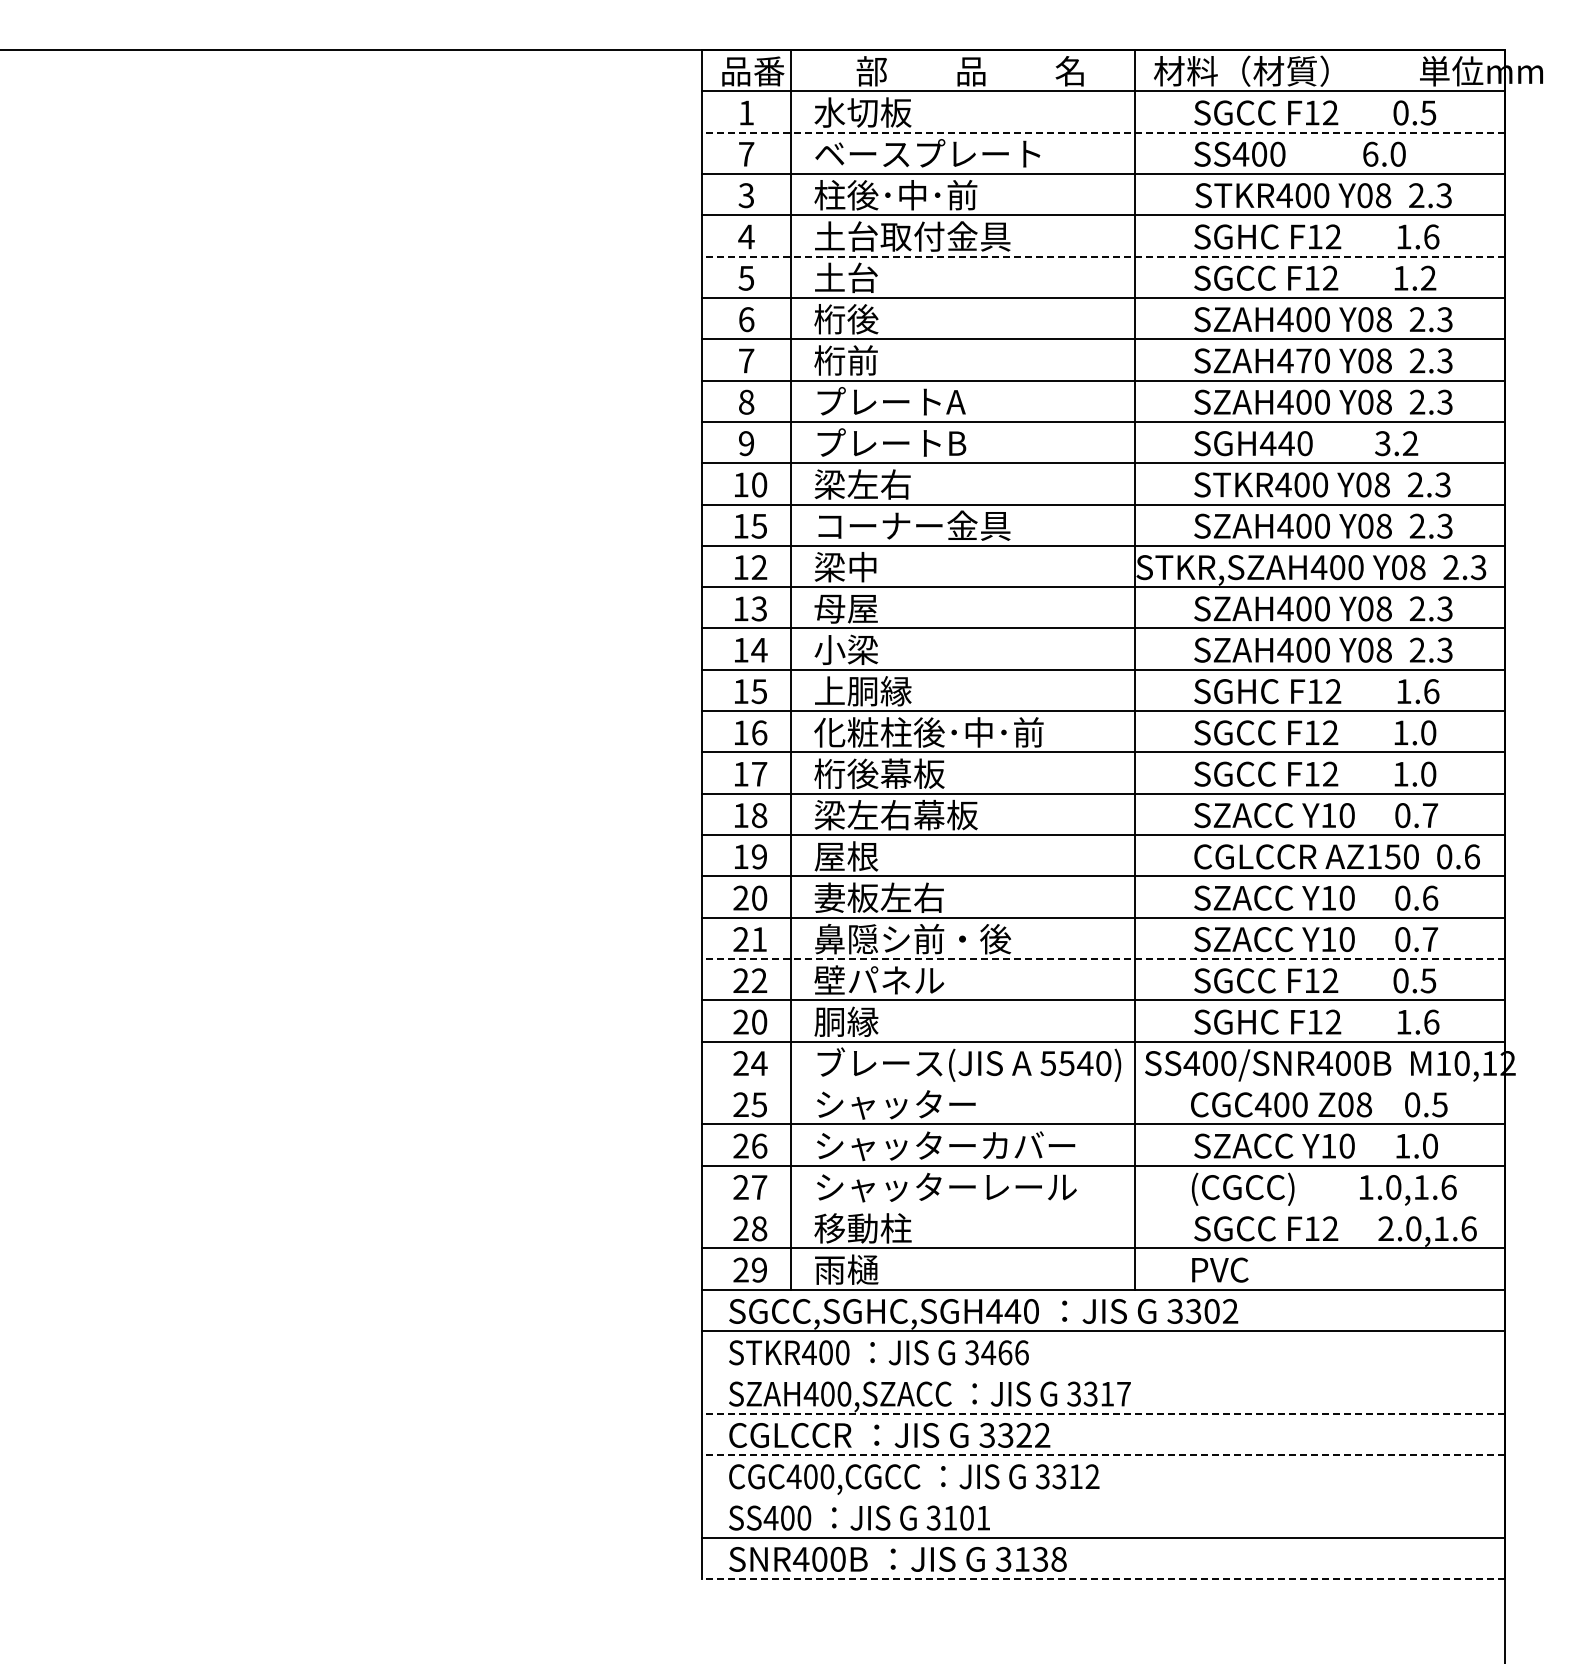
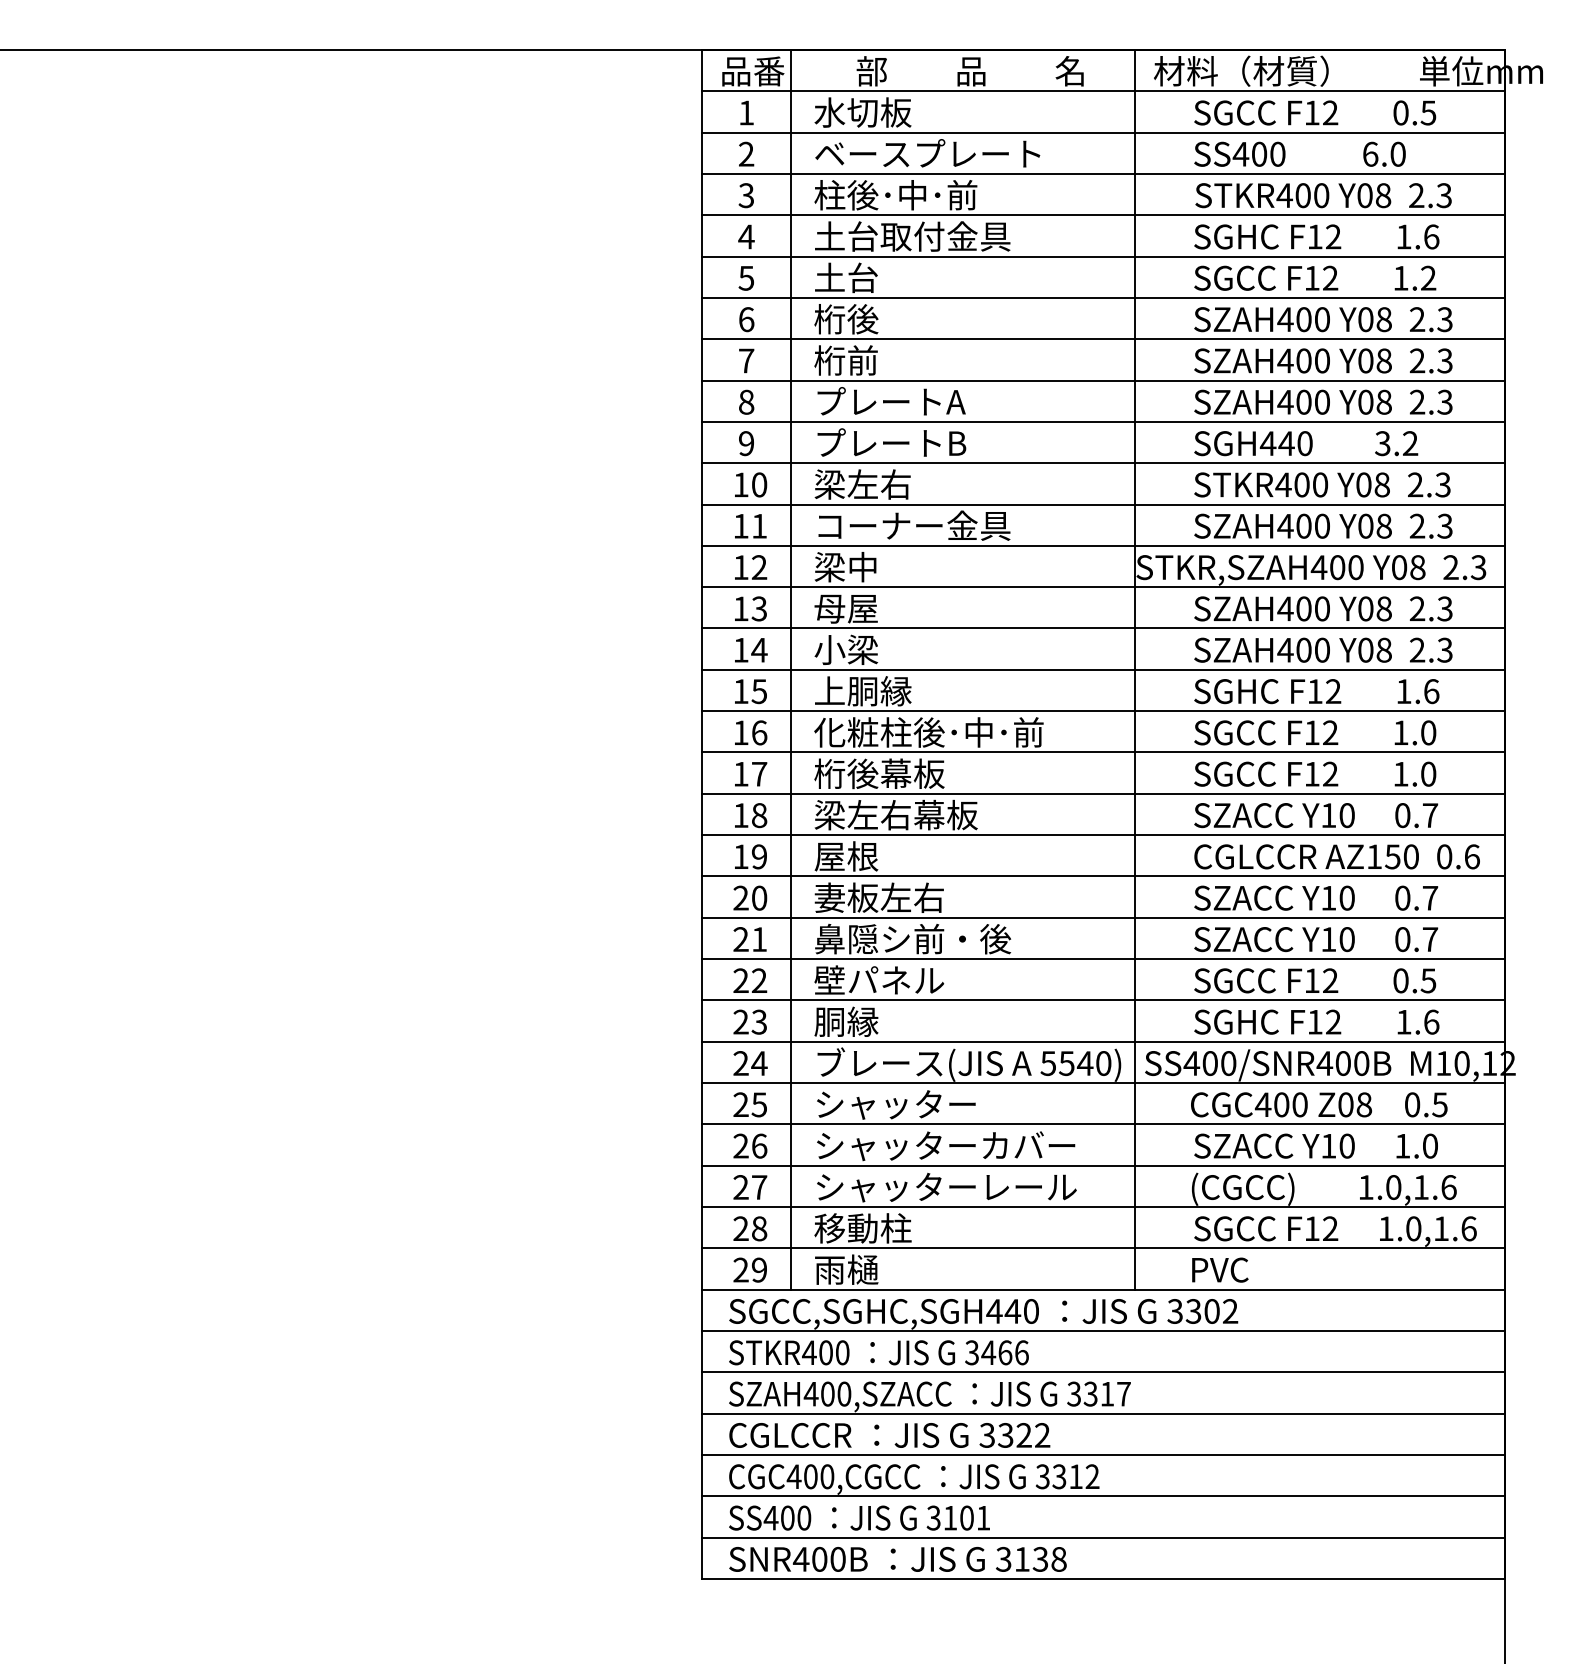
line: dashed -> solid (1103, 132)
text: 7 -> 2 (746, 153)
line: dashed -> solid (1103, 256)
text: SZAH470 -> SZAH400 (1303, 360)
text: 15 -> 11 (758, 526)
text: 0.6 -> 0.7 (1430, 897)
line: dashed -> solid (1103, 959)
text: 20 -> 23 (759, 1021)
line: none -> present (1103, 1083)
line: none -> present (1103, 1207)
text: 2.0,1.6 -> 1.0,1.6 (1385, 1228)
line: none -> present (1103, 1372)
line: dashed -> solid (1103, 1413)
line: dashed -> solid (1103, 1455)
line: none -> present (1103, 1496)
line: dashed -> solid (1103, 1579)
